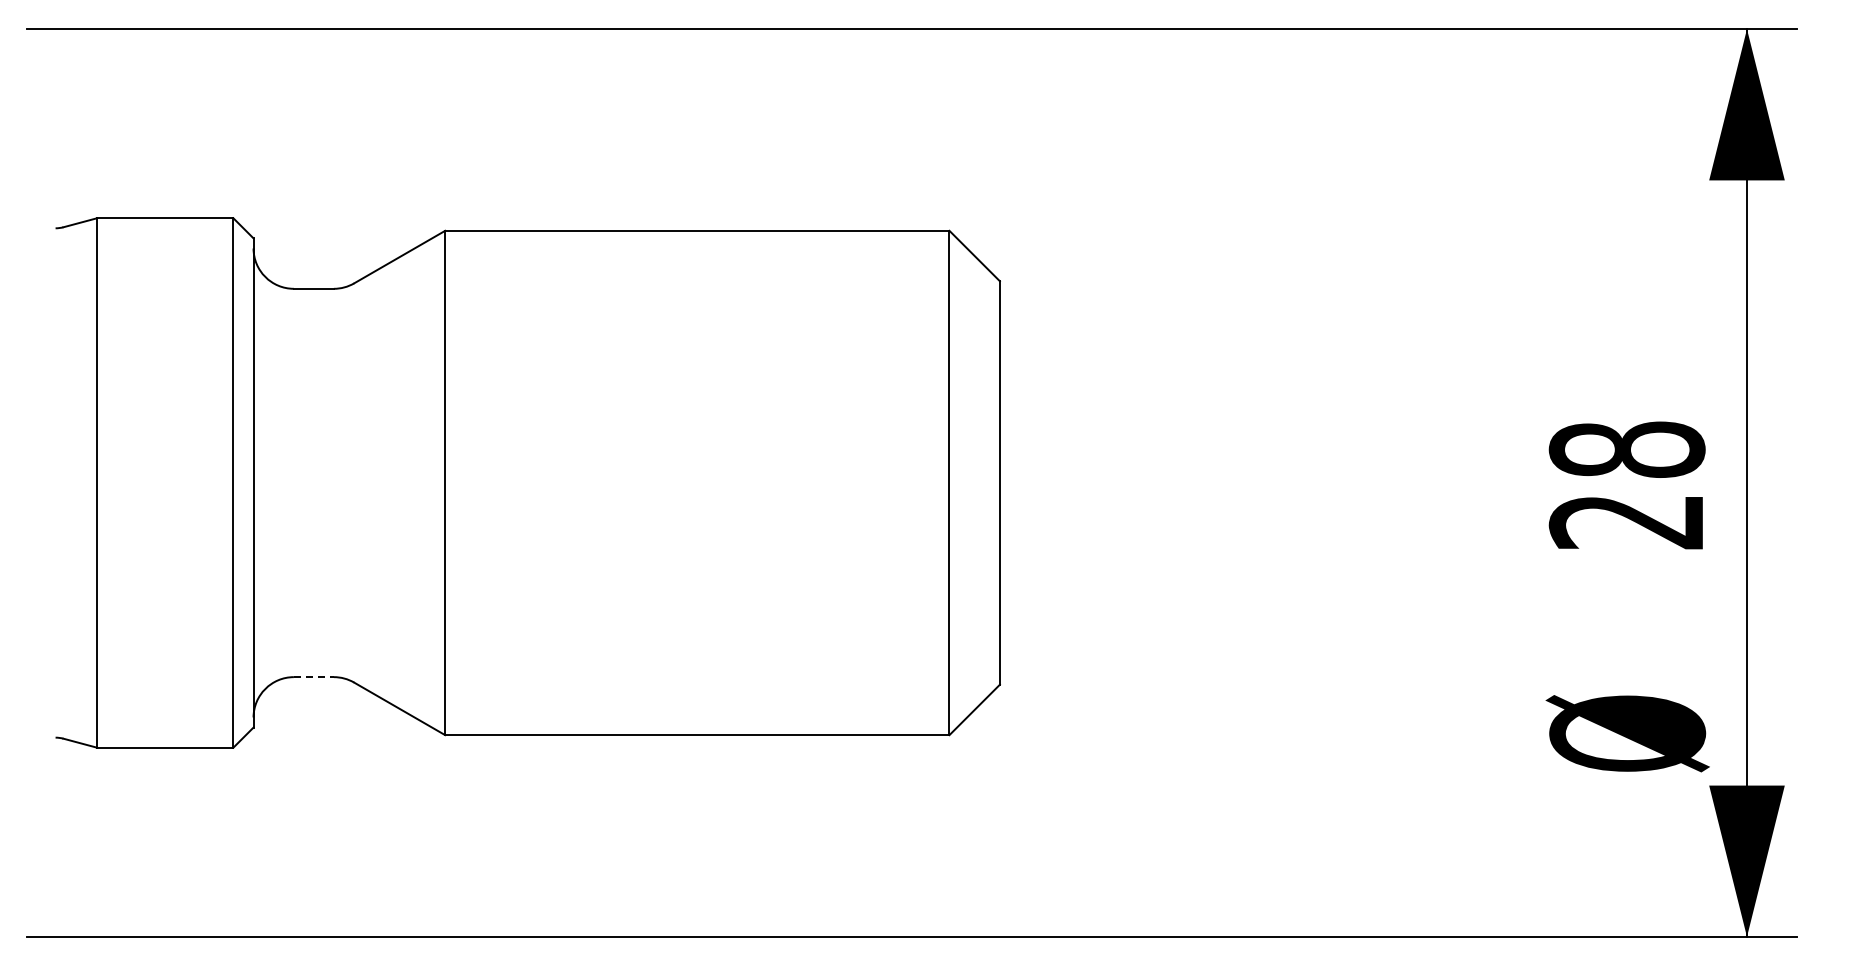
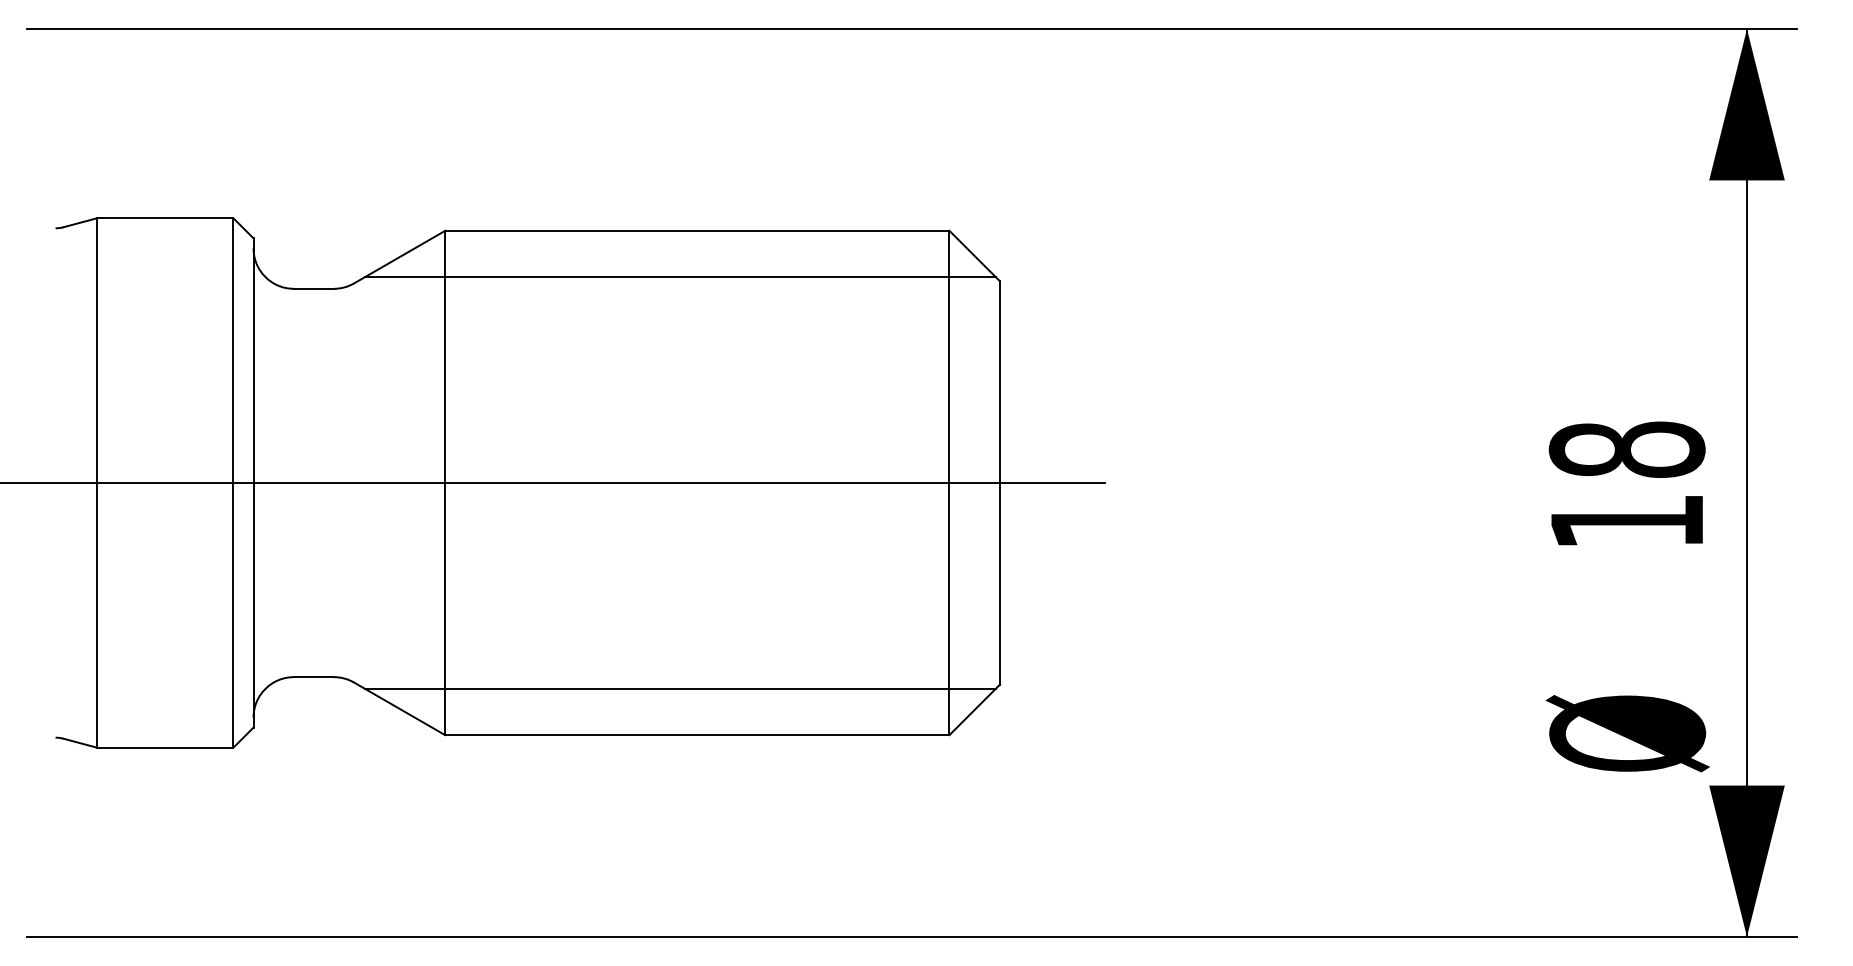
line: none -> present (679, 277)
line: none -> present (553, 482)
text: 28 -> 18 (1625, 522)
line: dashed -> solid (314, 677)
line: none -> present (679, 688)
